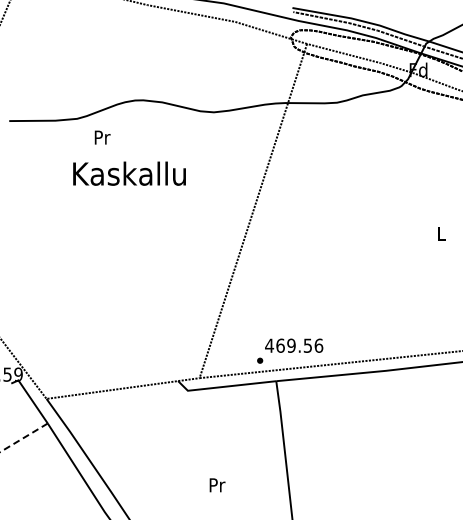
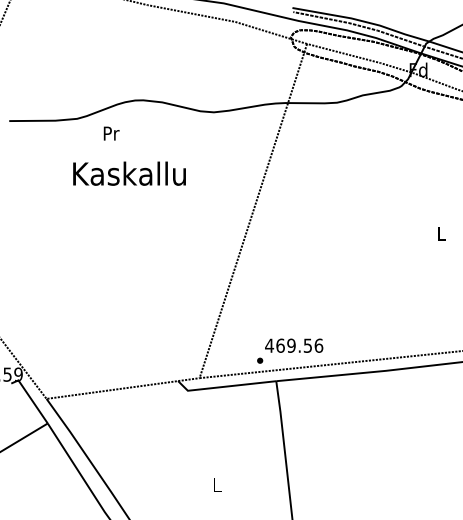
text position: (102, 137) -> (111, 133) (111, 133)
line: dashed -> solid (23, 437)
text: Pr -> L (217, 485)
